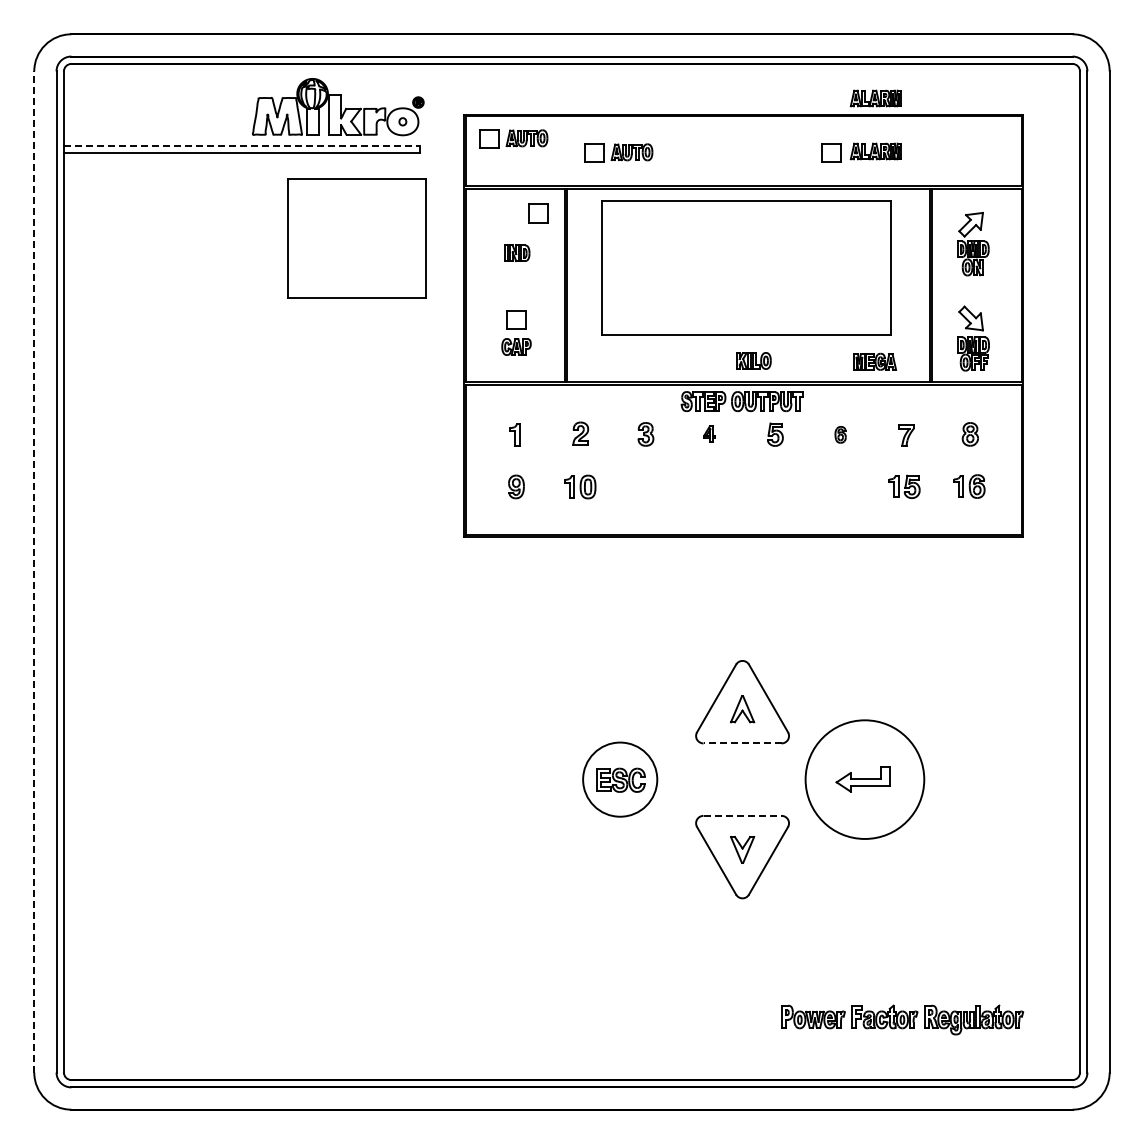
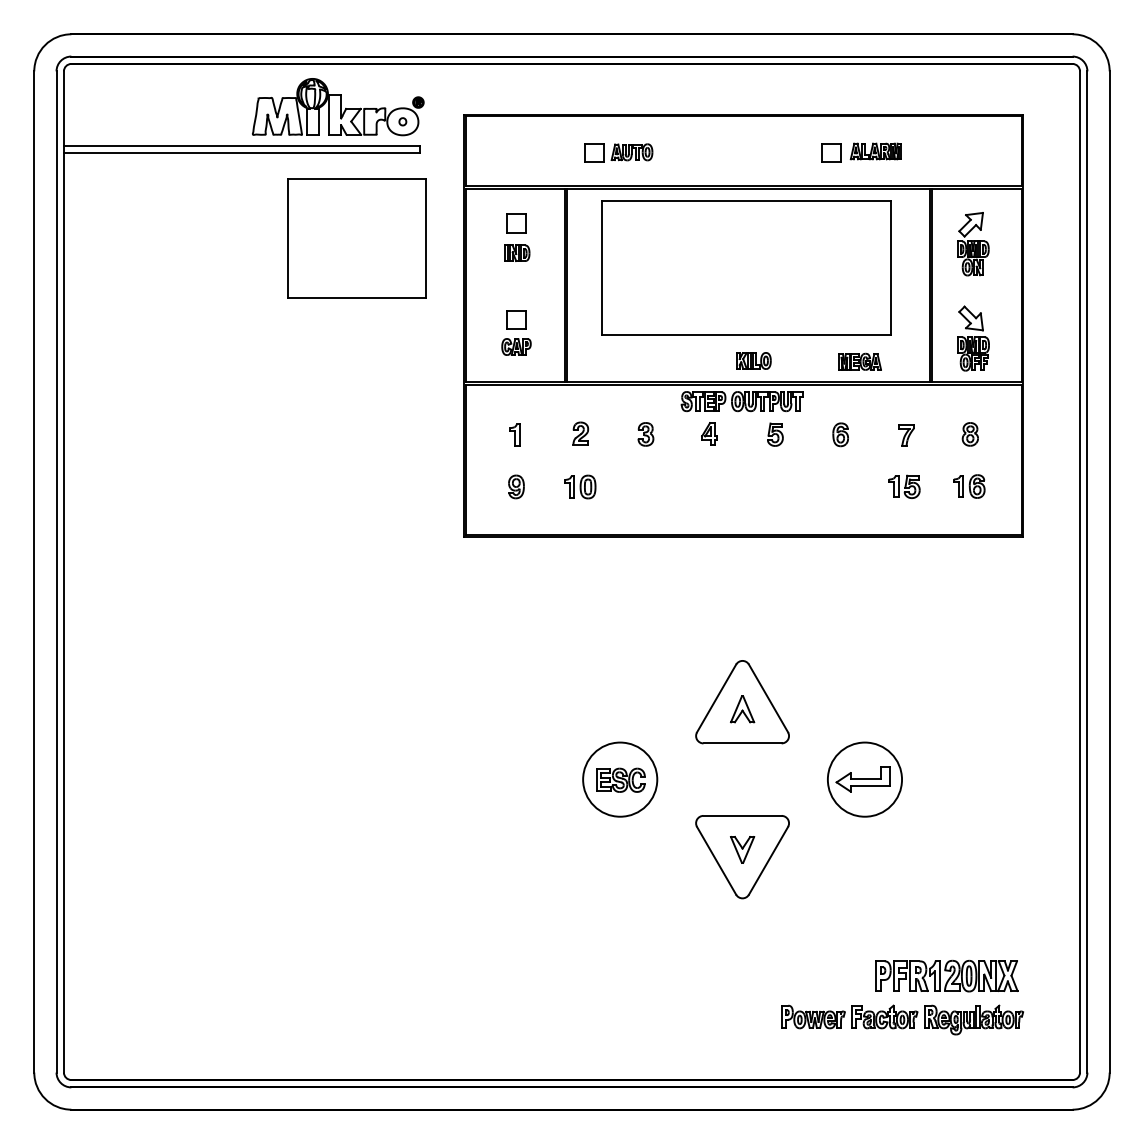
part: present -> none (875, 98)
part: present -> none (513, 138)
line: dashed -> solid (242, 145)
part position: (538, 213) -> (516, 223) (516, 223)
part position: (874, 361) -> (859, 361) (859, 361)
part size: 13x18 px -> 17x24 px (709, 433)
part size: 13x18 px -> 17x26 px (840, 434)
line: dashed -> solid (34, 571)
line: dashed -> solid (742, 743)
circle diameter: 119 px -> 74 px (864, 779)
line: dashed -> solid (743, 815)
part: none -> present (946, 975)
